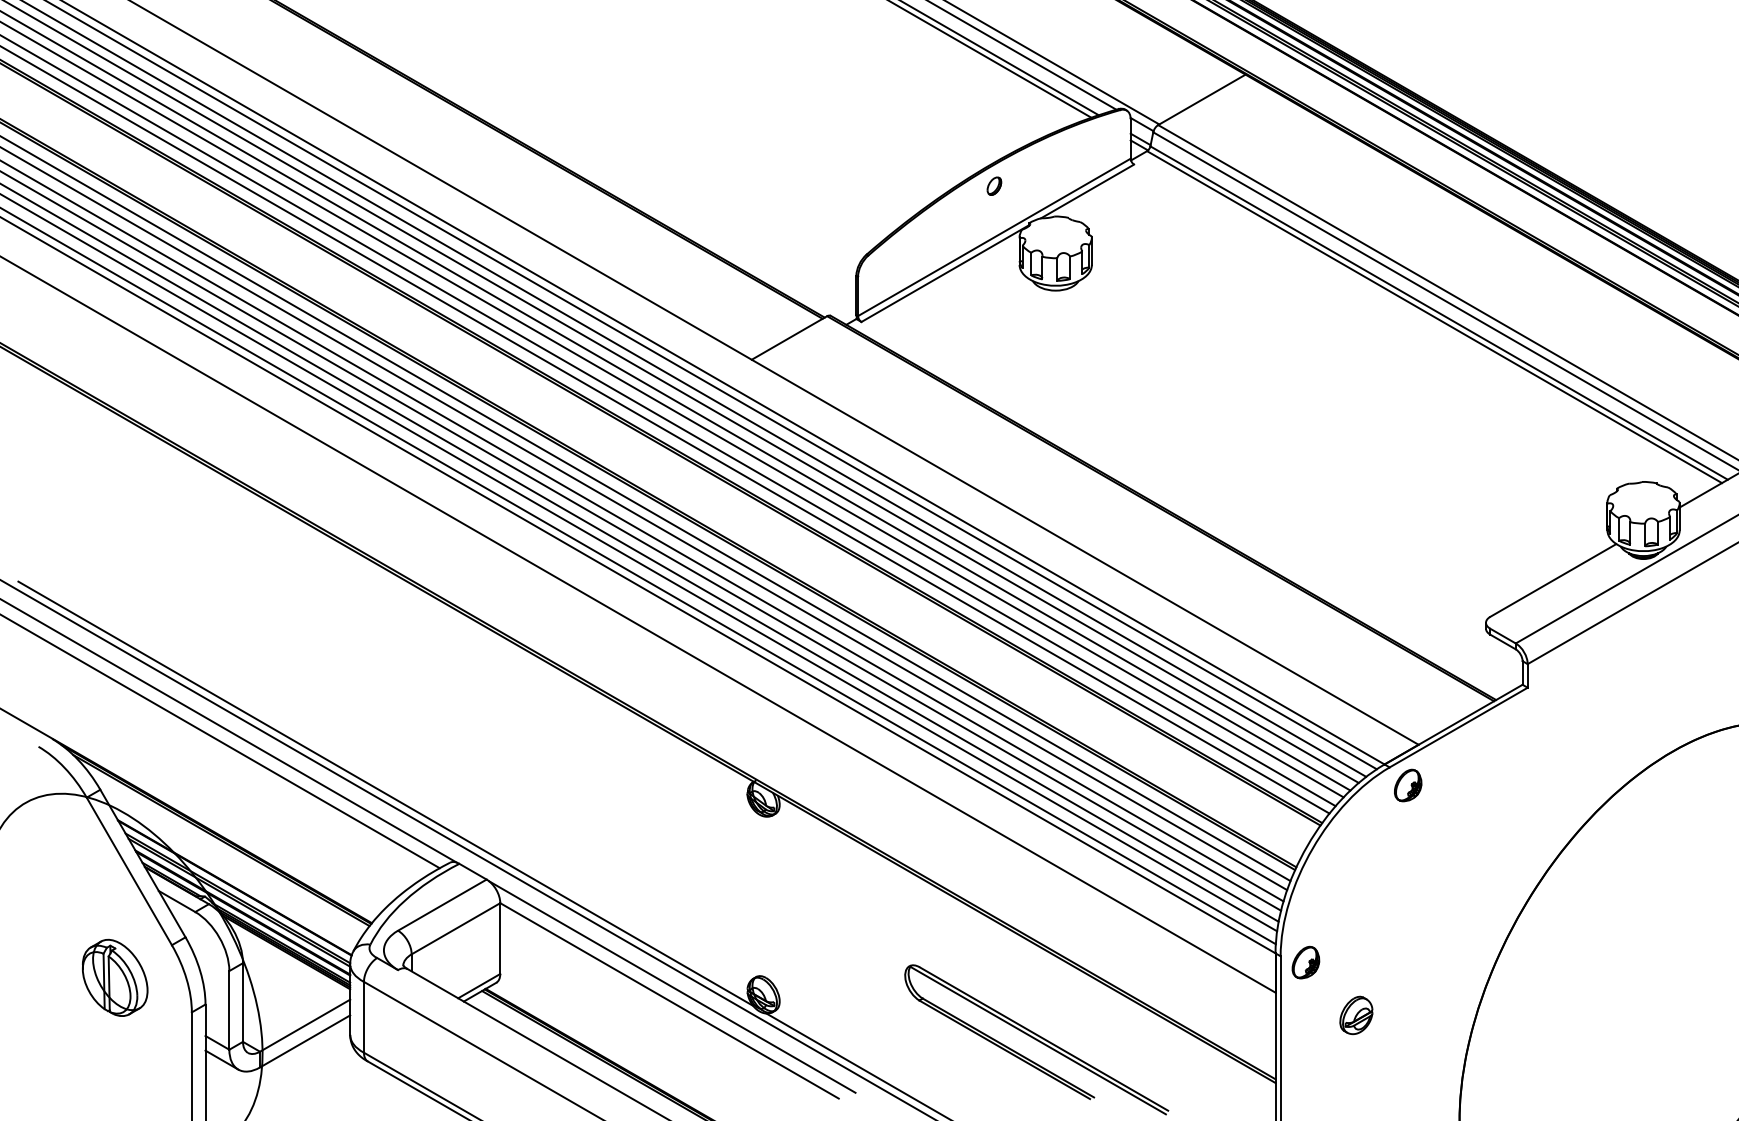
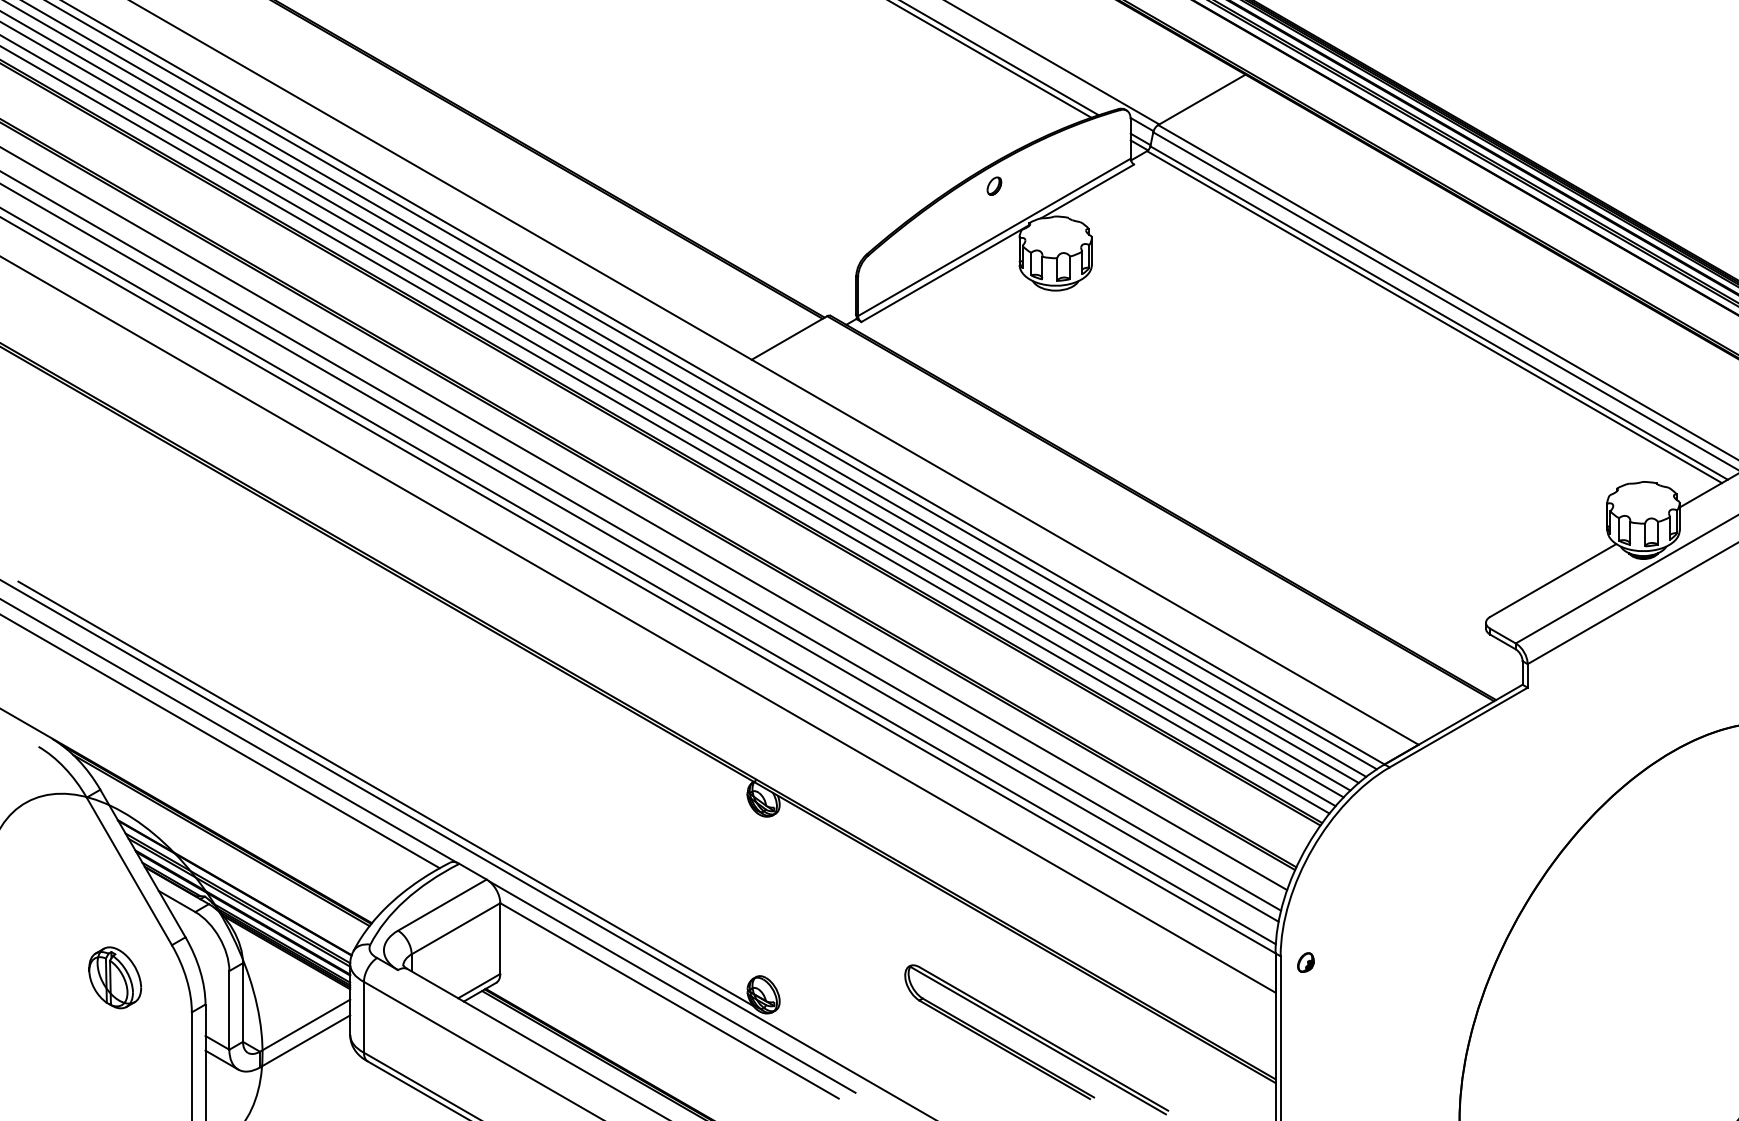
line: present -> none (1023, 55)
line: present -> none (646, 509)
line: present -> none (642, 531)
line: present -> none (639, 563)
part: present -> none (1408, 785)
part size: 30x35 px -> 18x21 px (1305, 962)
part size: 67x79 px -> 54x64 px (114, 977)
part: present -> none (1356, 1015)
line: present -> none (856, 1065)
